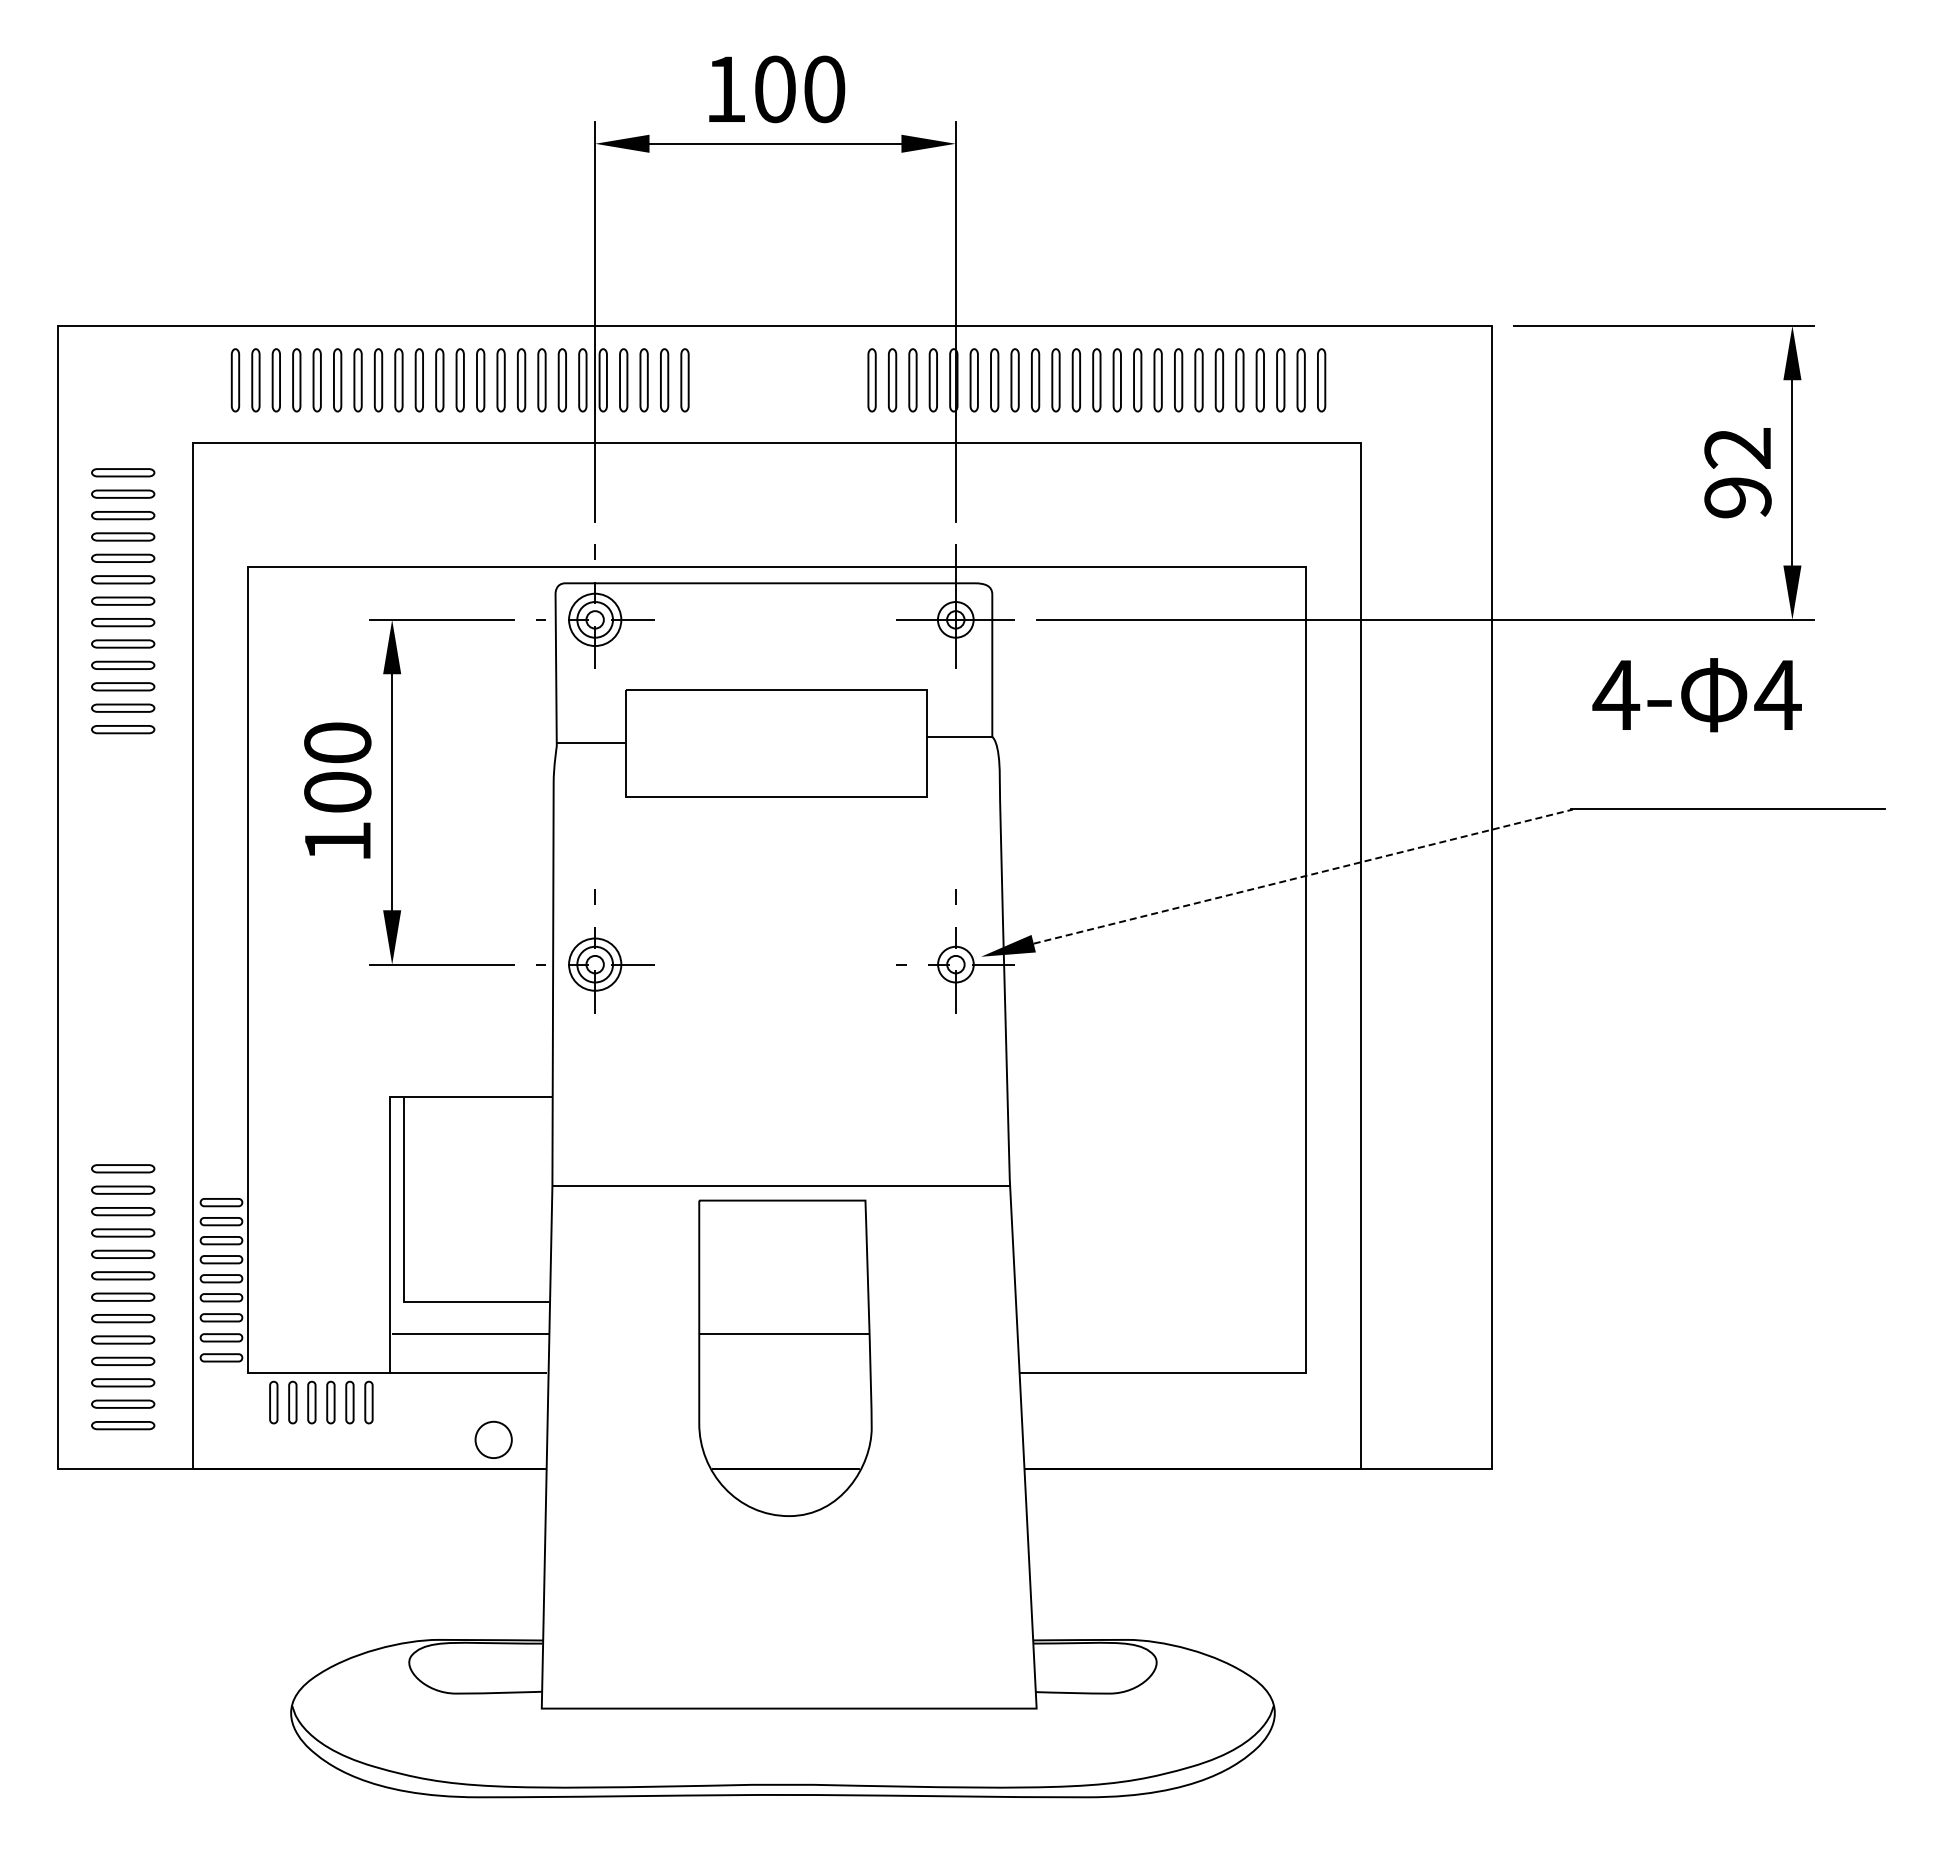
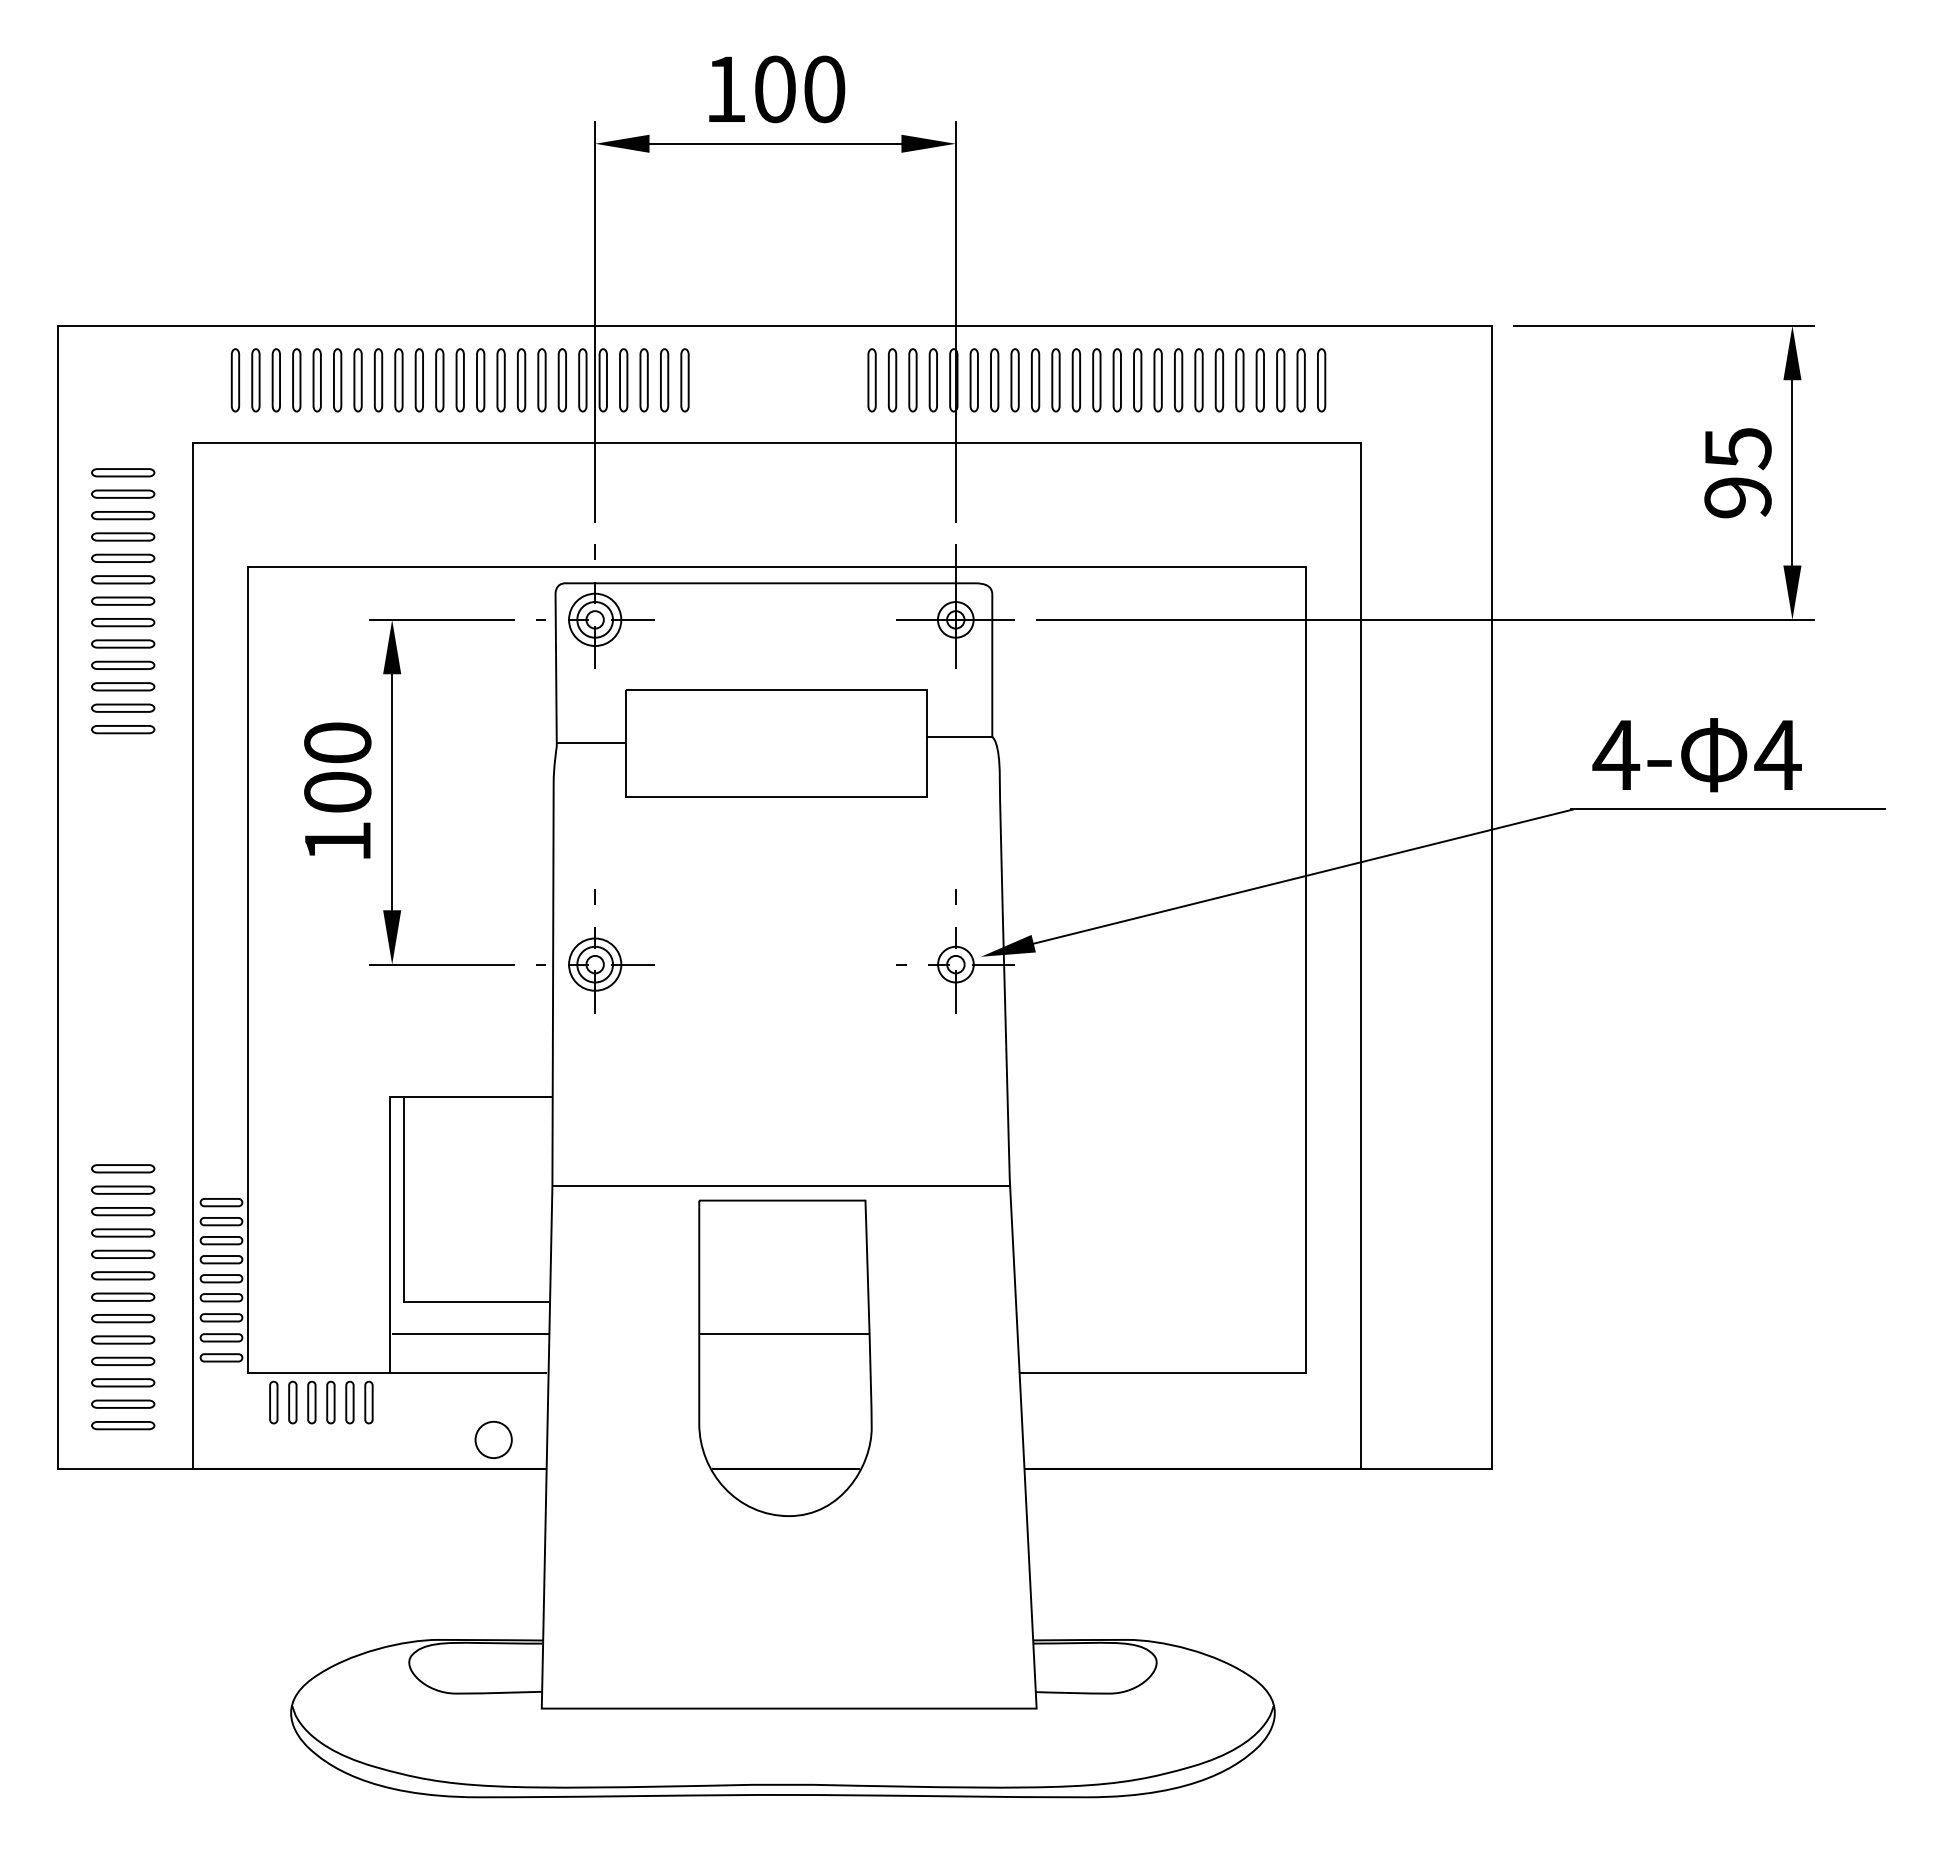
text: 92 -> 95 (1737, 449)
text position: (1696, 695) -> (1696, 755) (1696, 755)
line: dashed -> solid (1303, 876)
